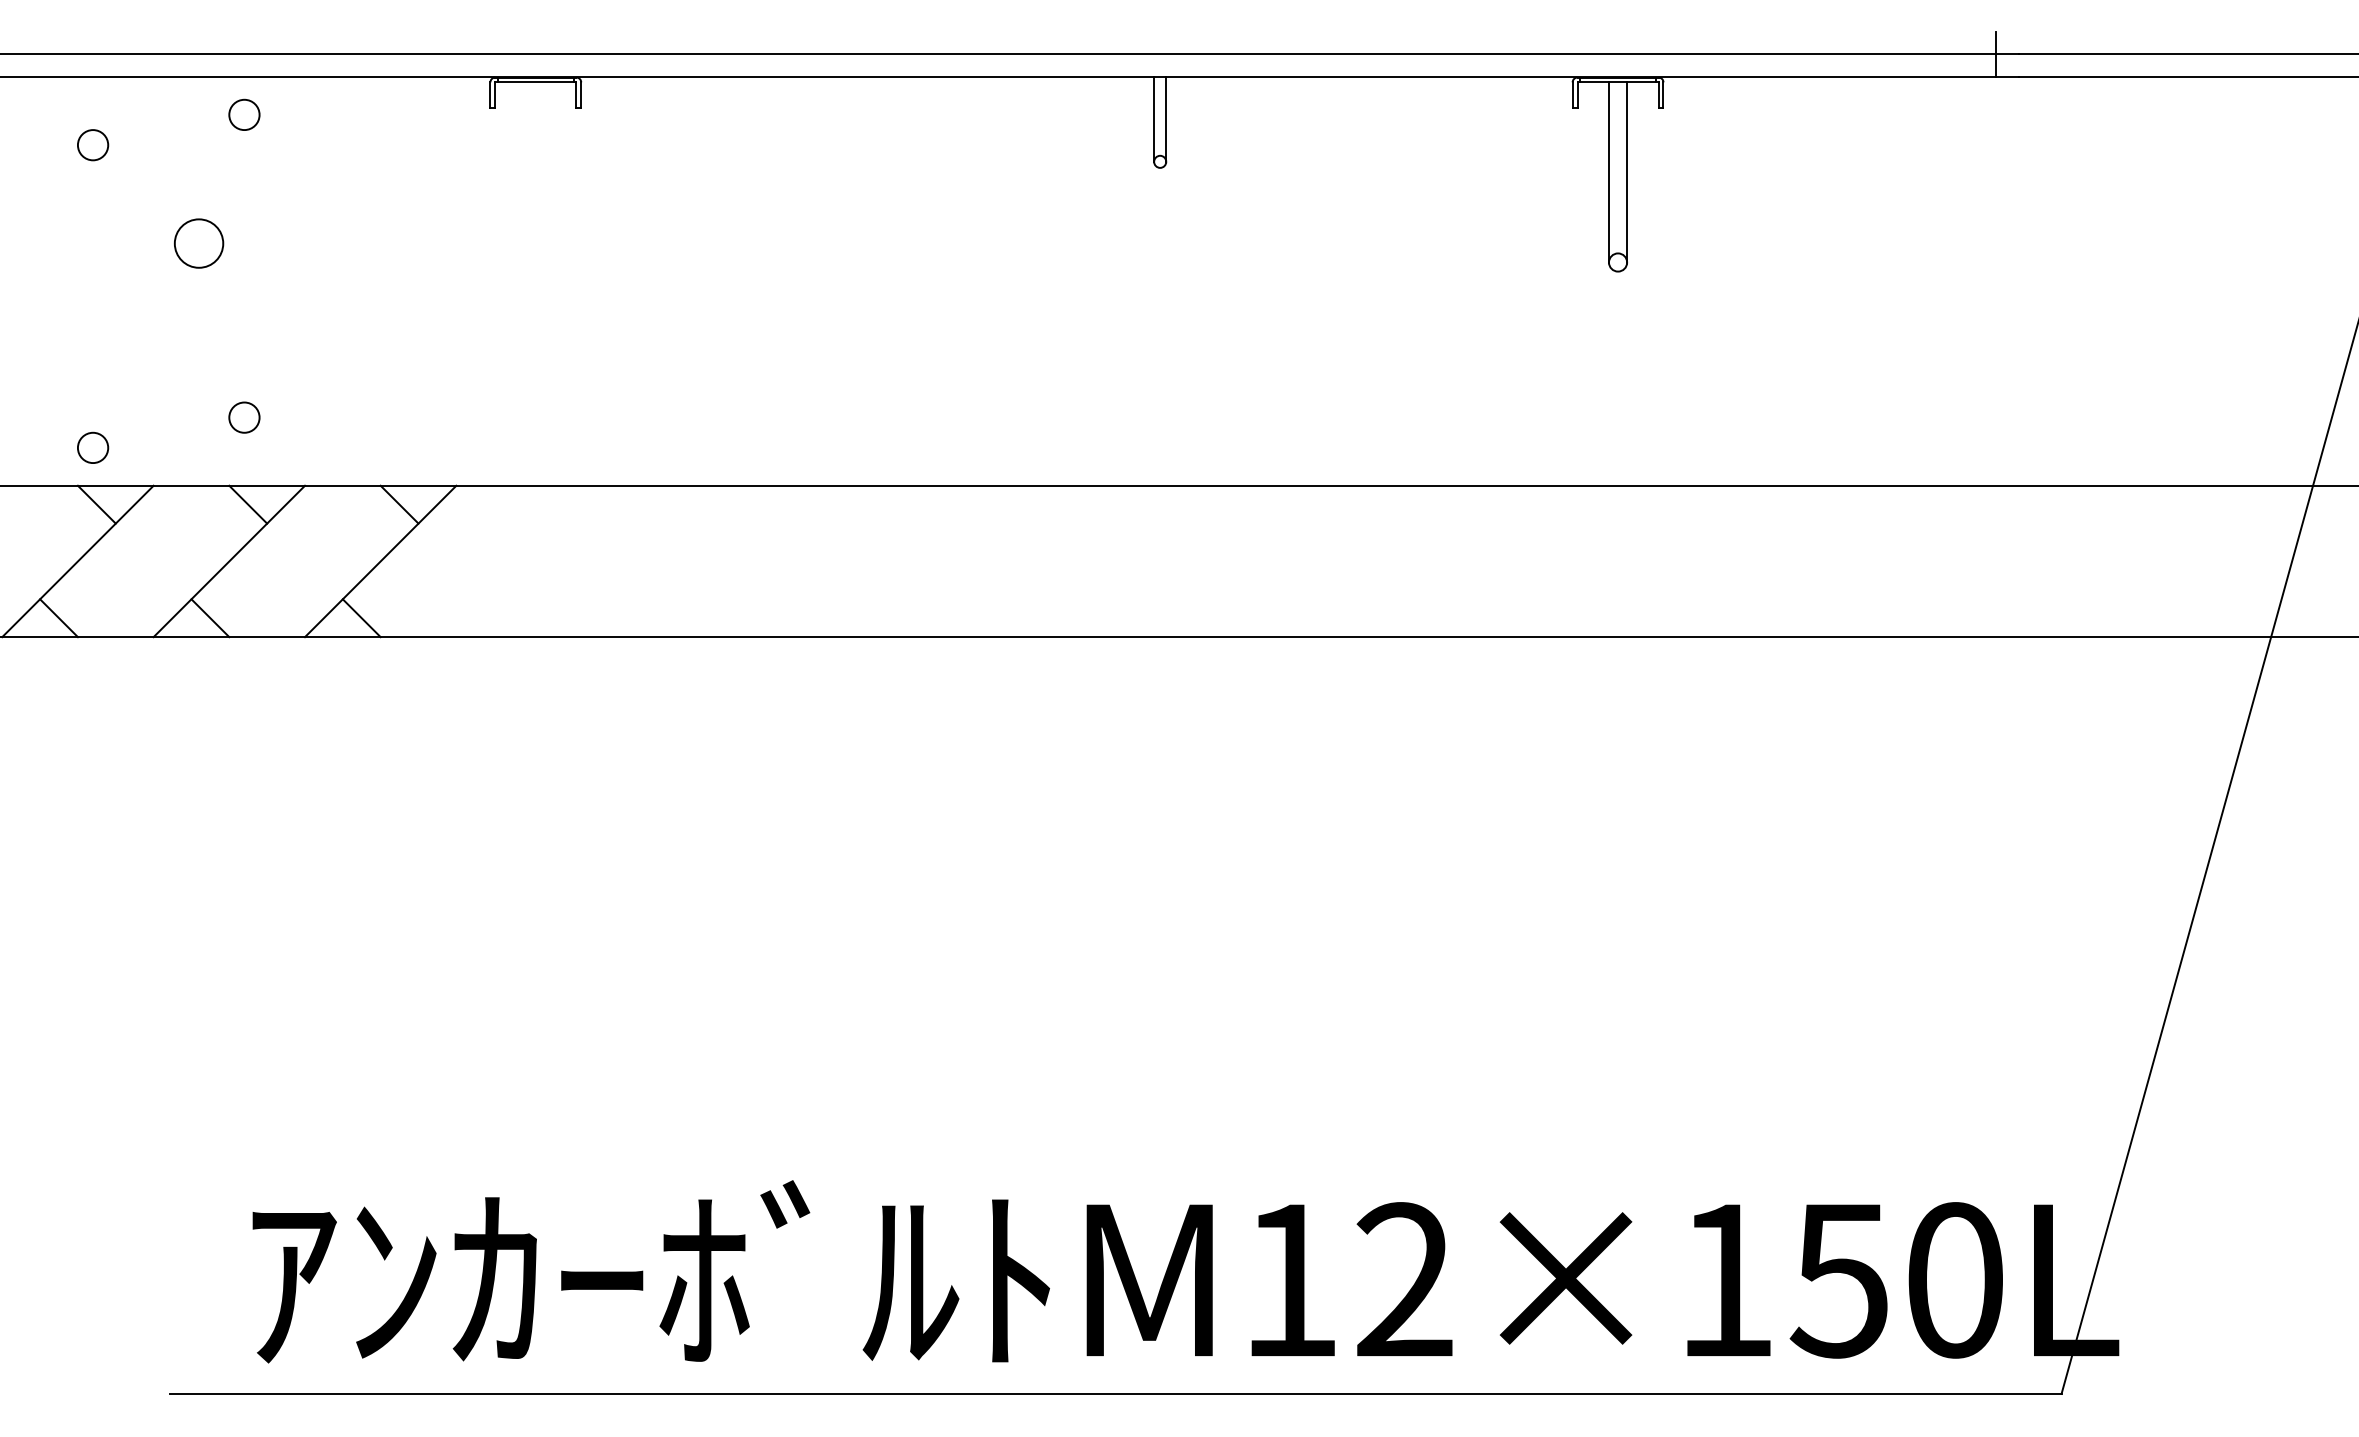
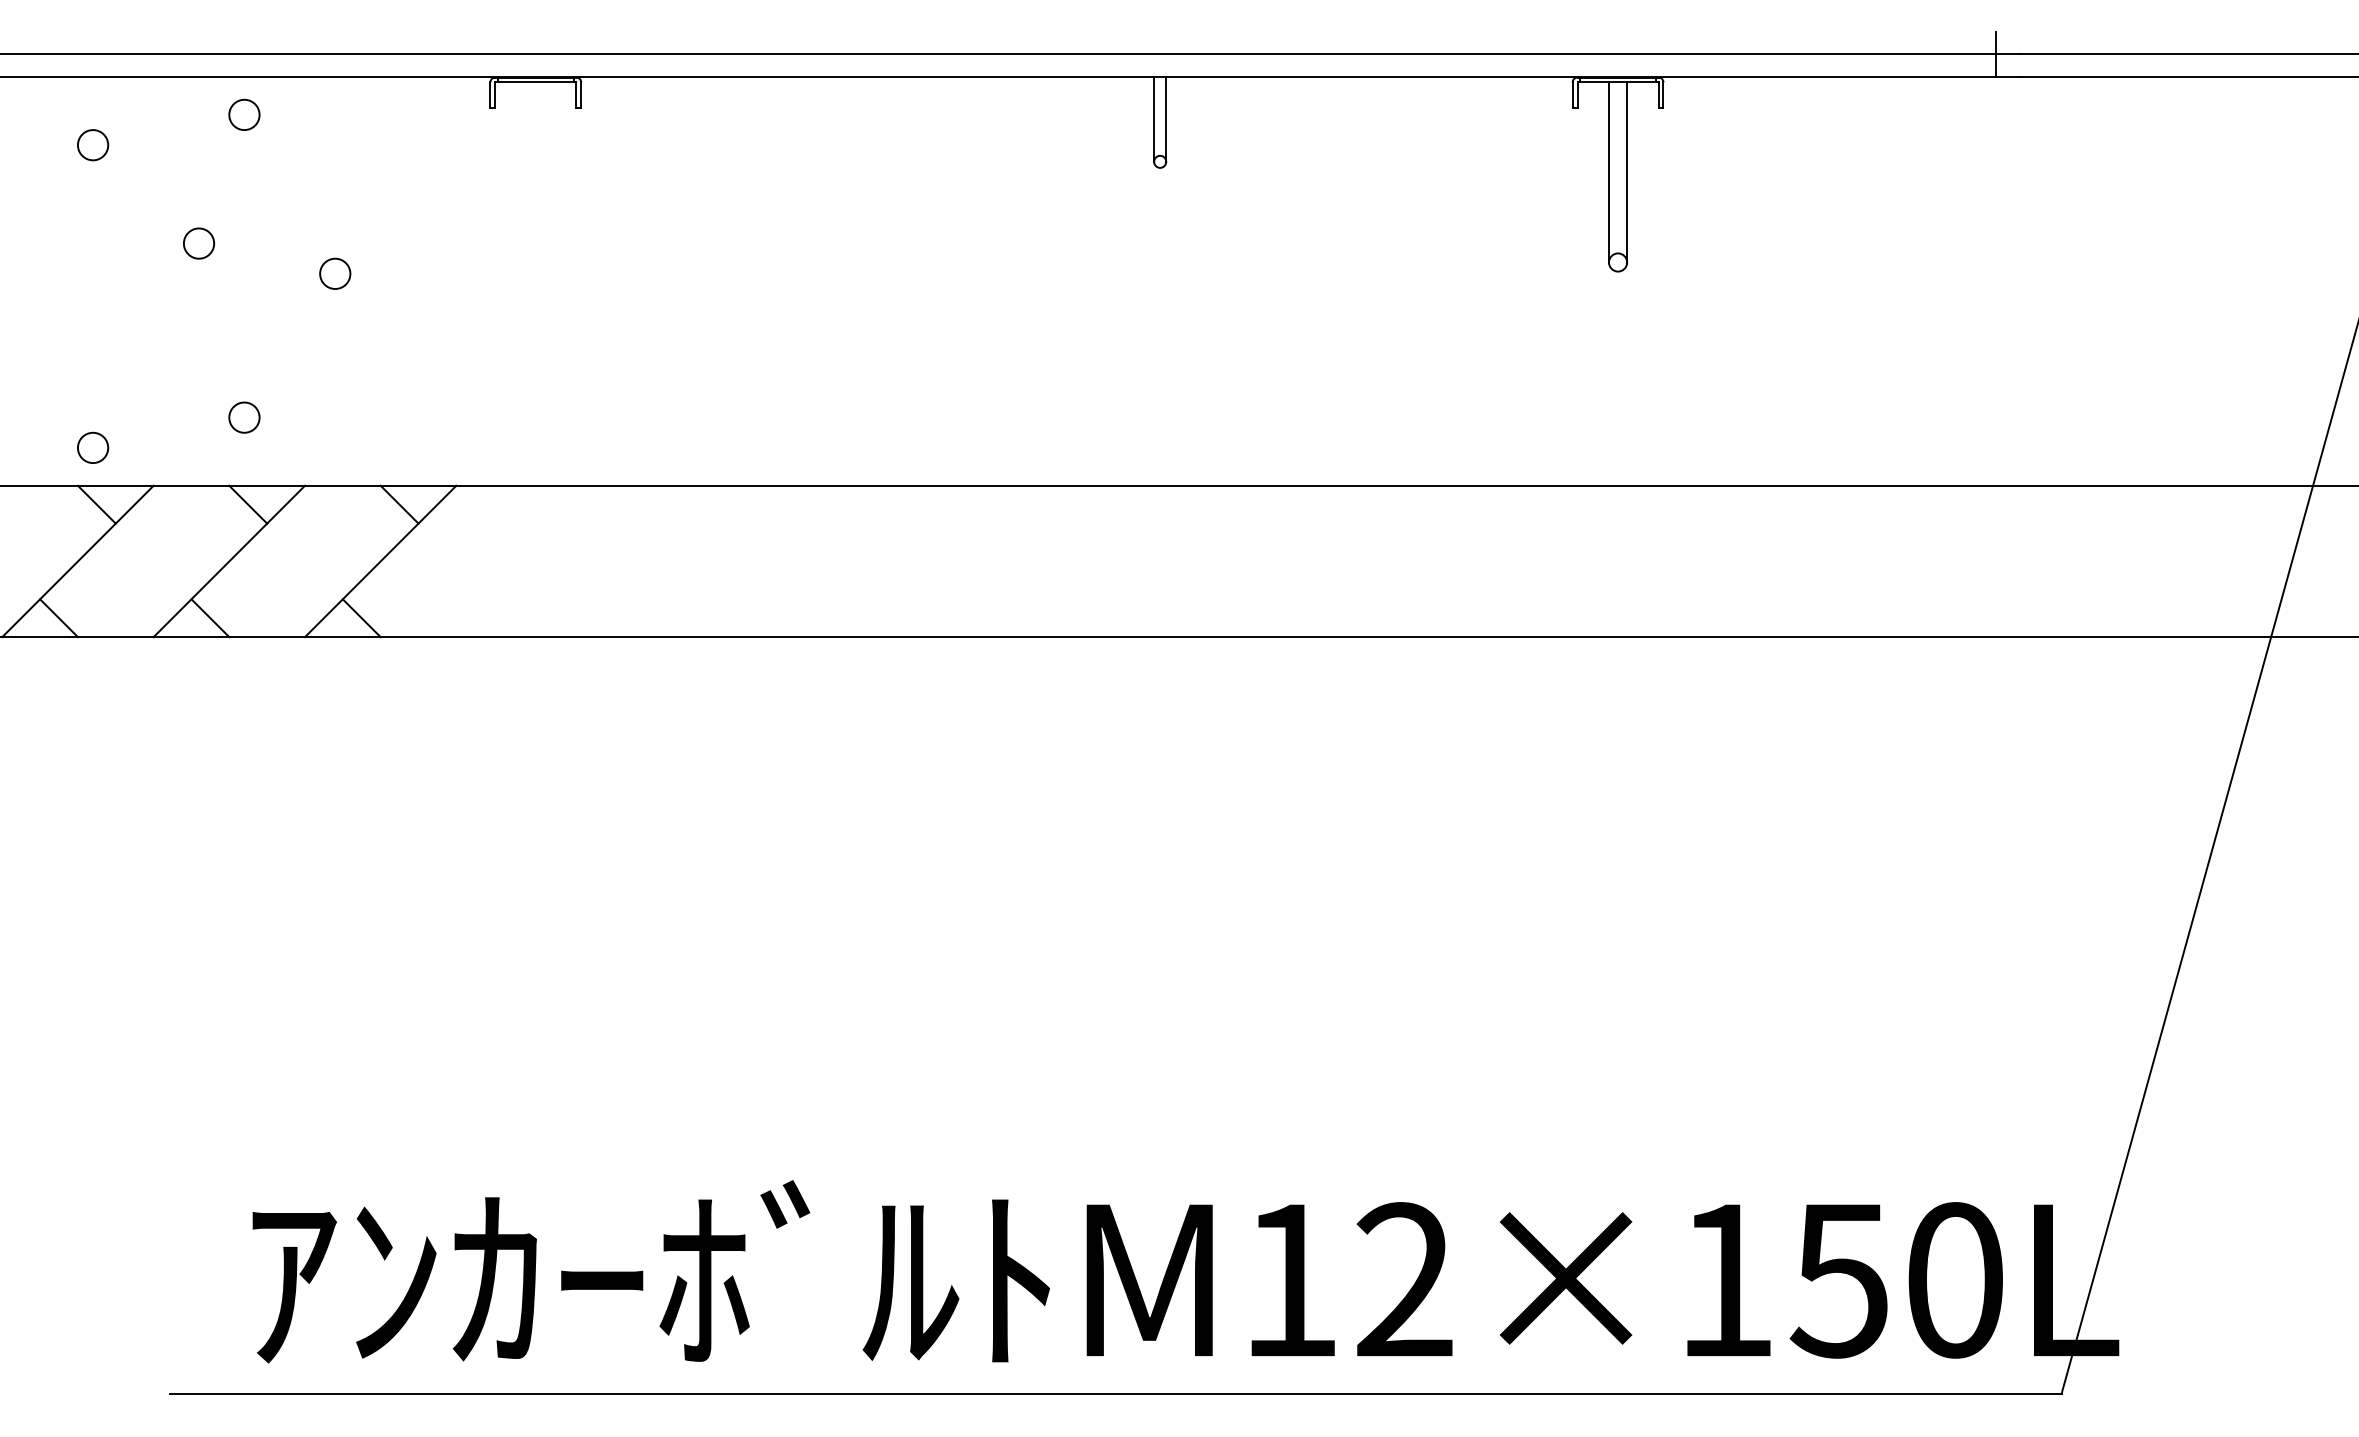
circle diameter: 48 px -> 30 px (198, 243)
circle: none -> present (335, 273)
